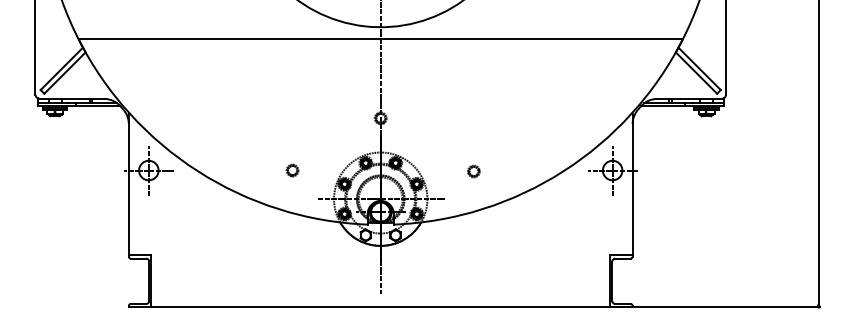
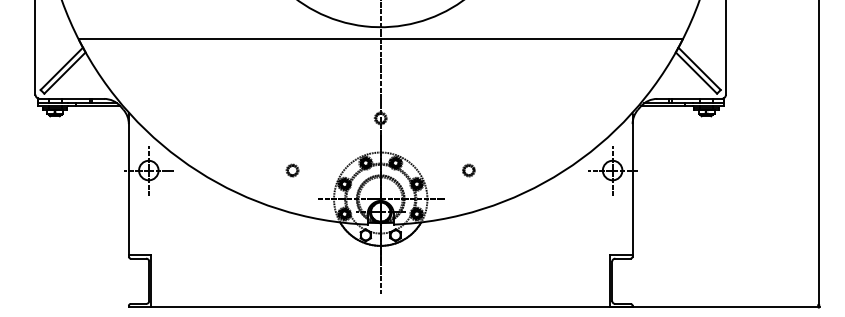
part position: (473, 171) -> (468, 170) (468, 170)
